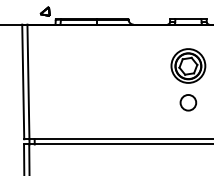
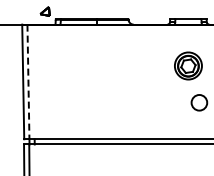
part size: 37x36 px -> 29x30 px (188, 65)
line: solid -> dashed (28, 82)
circle position: (188, 102) -> (199, 102) (199, 102)
